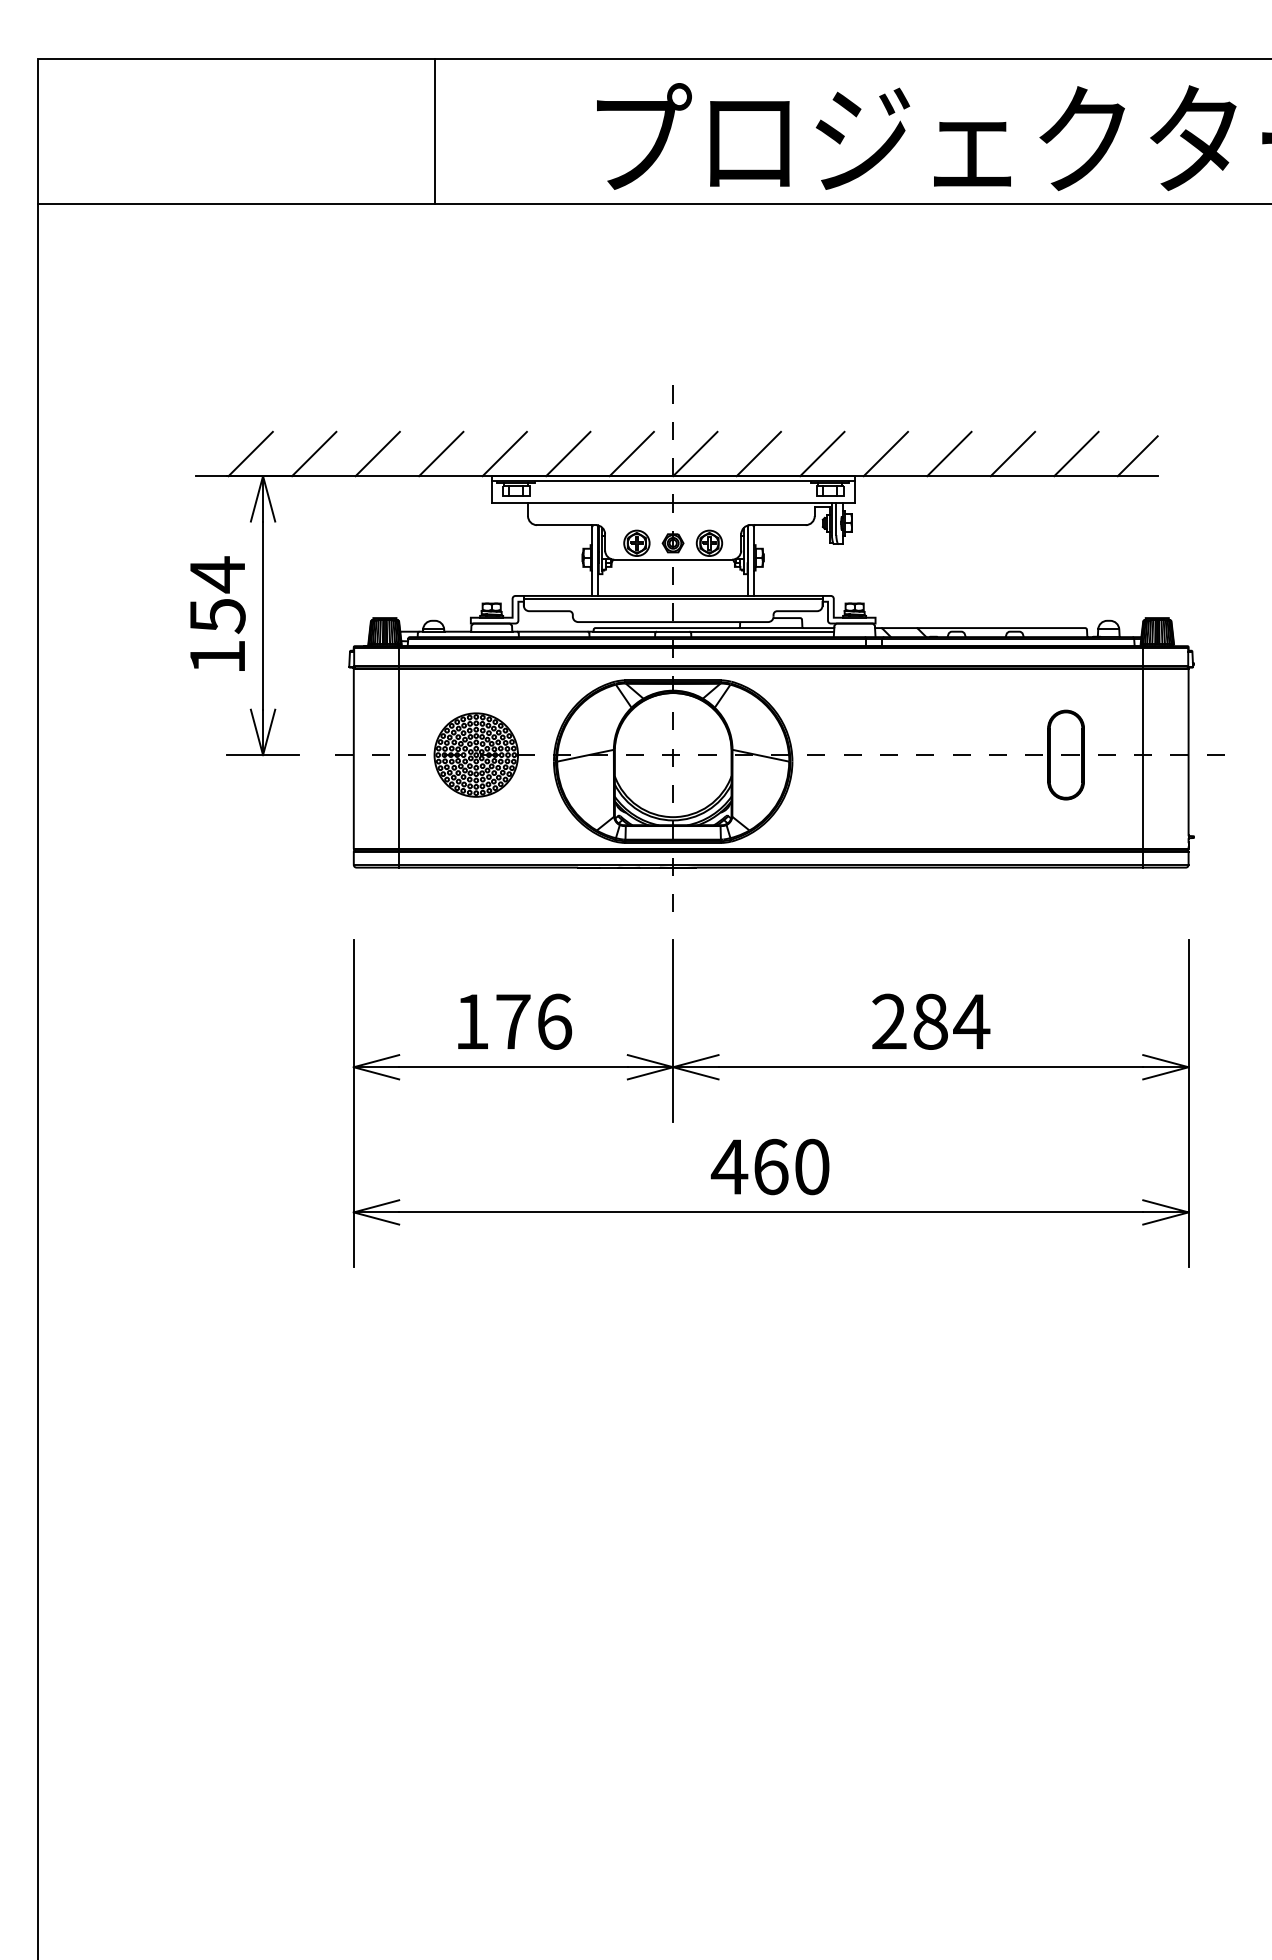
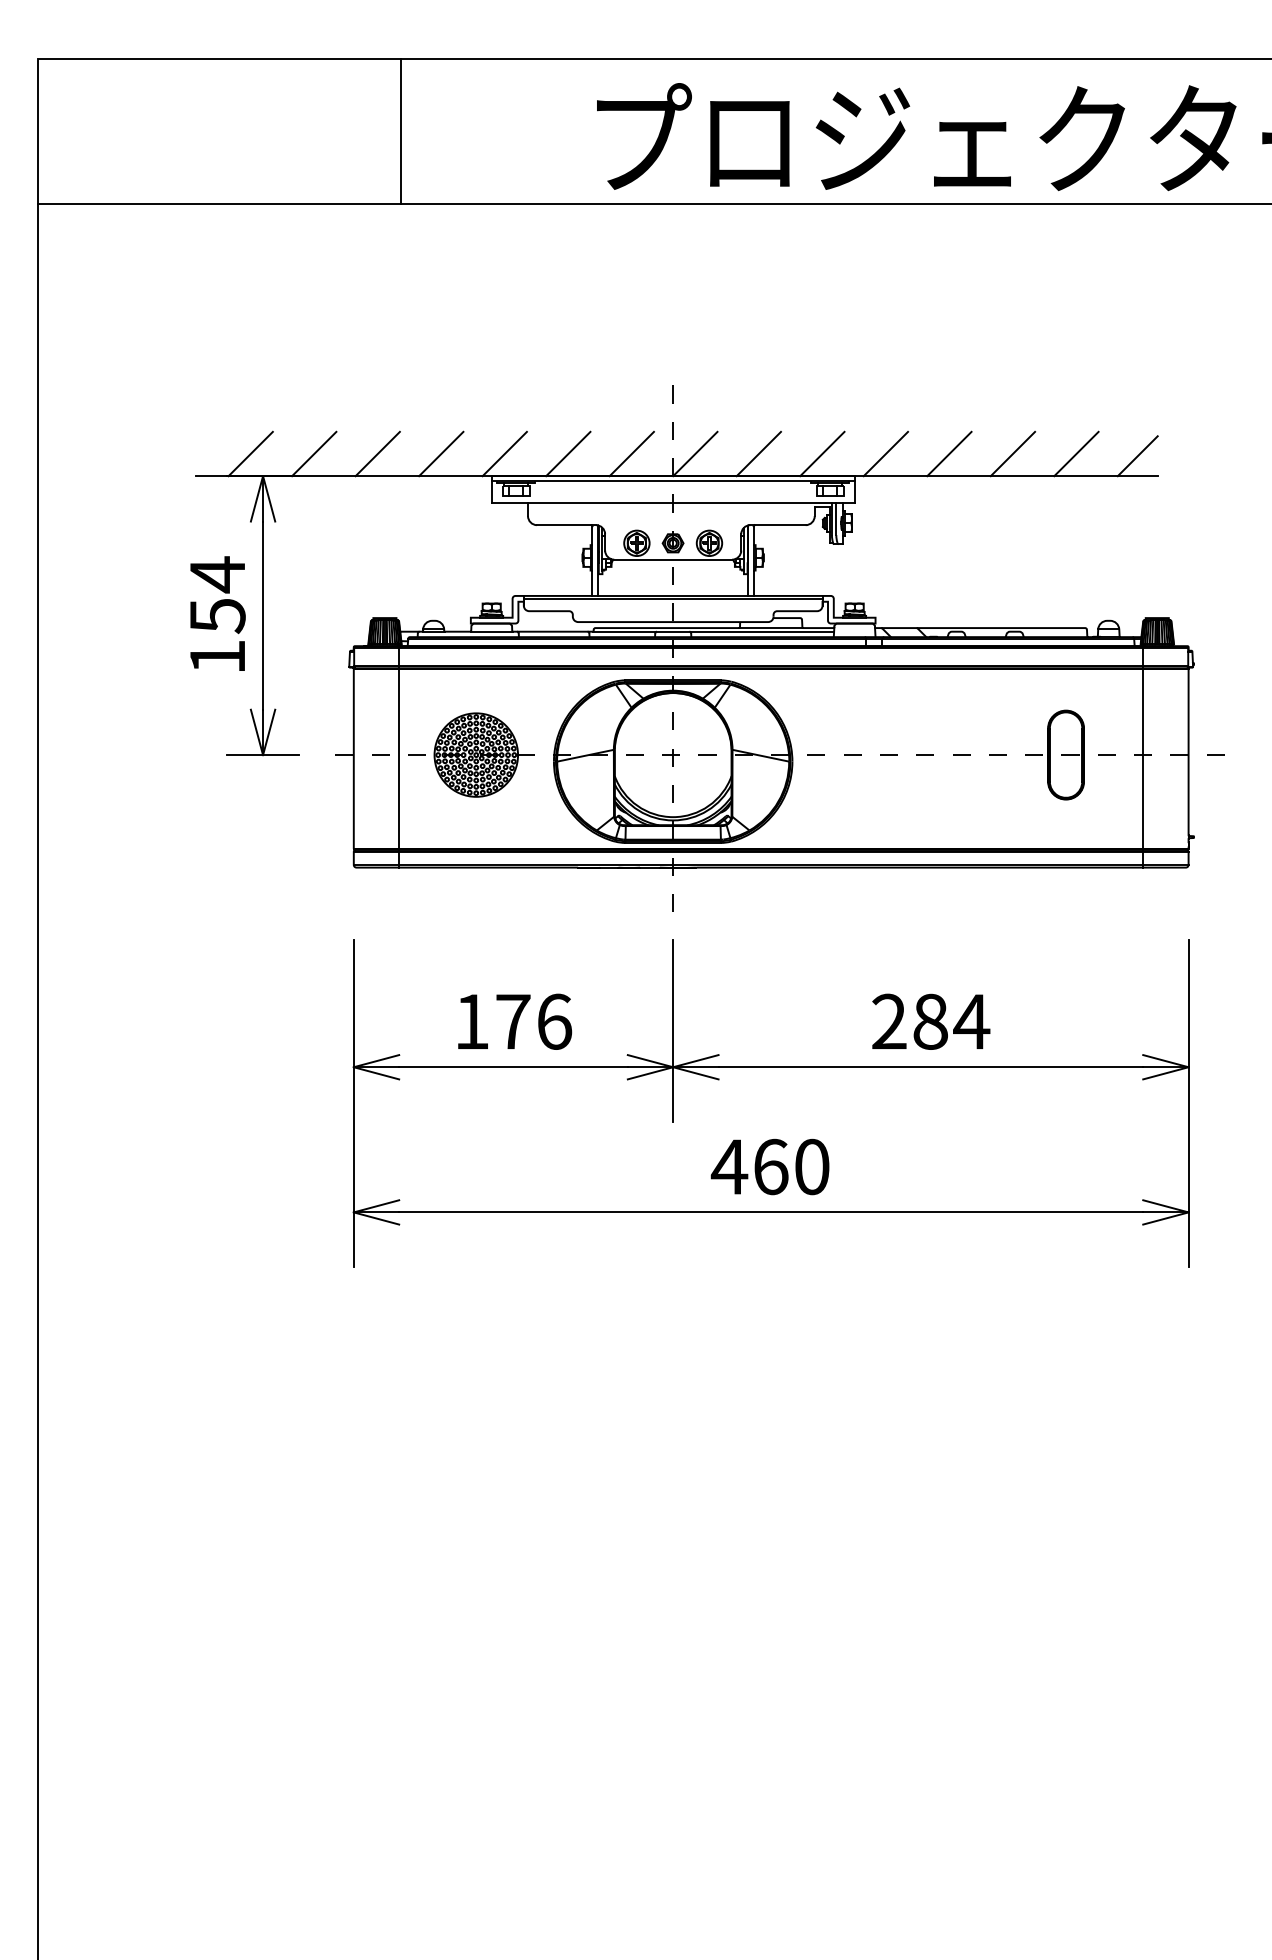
line position: (434, 130) -> (400, 130) (400, 130)
